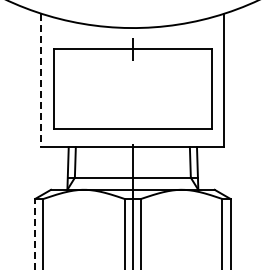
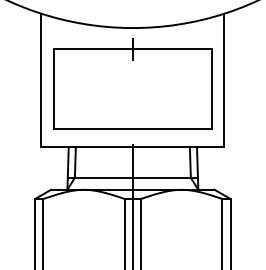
line: dashed -> solid (41, 80)
line: dashed -> solid (35, 233)
